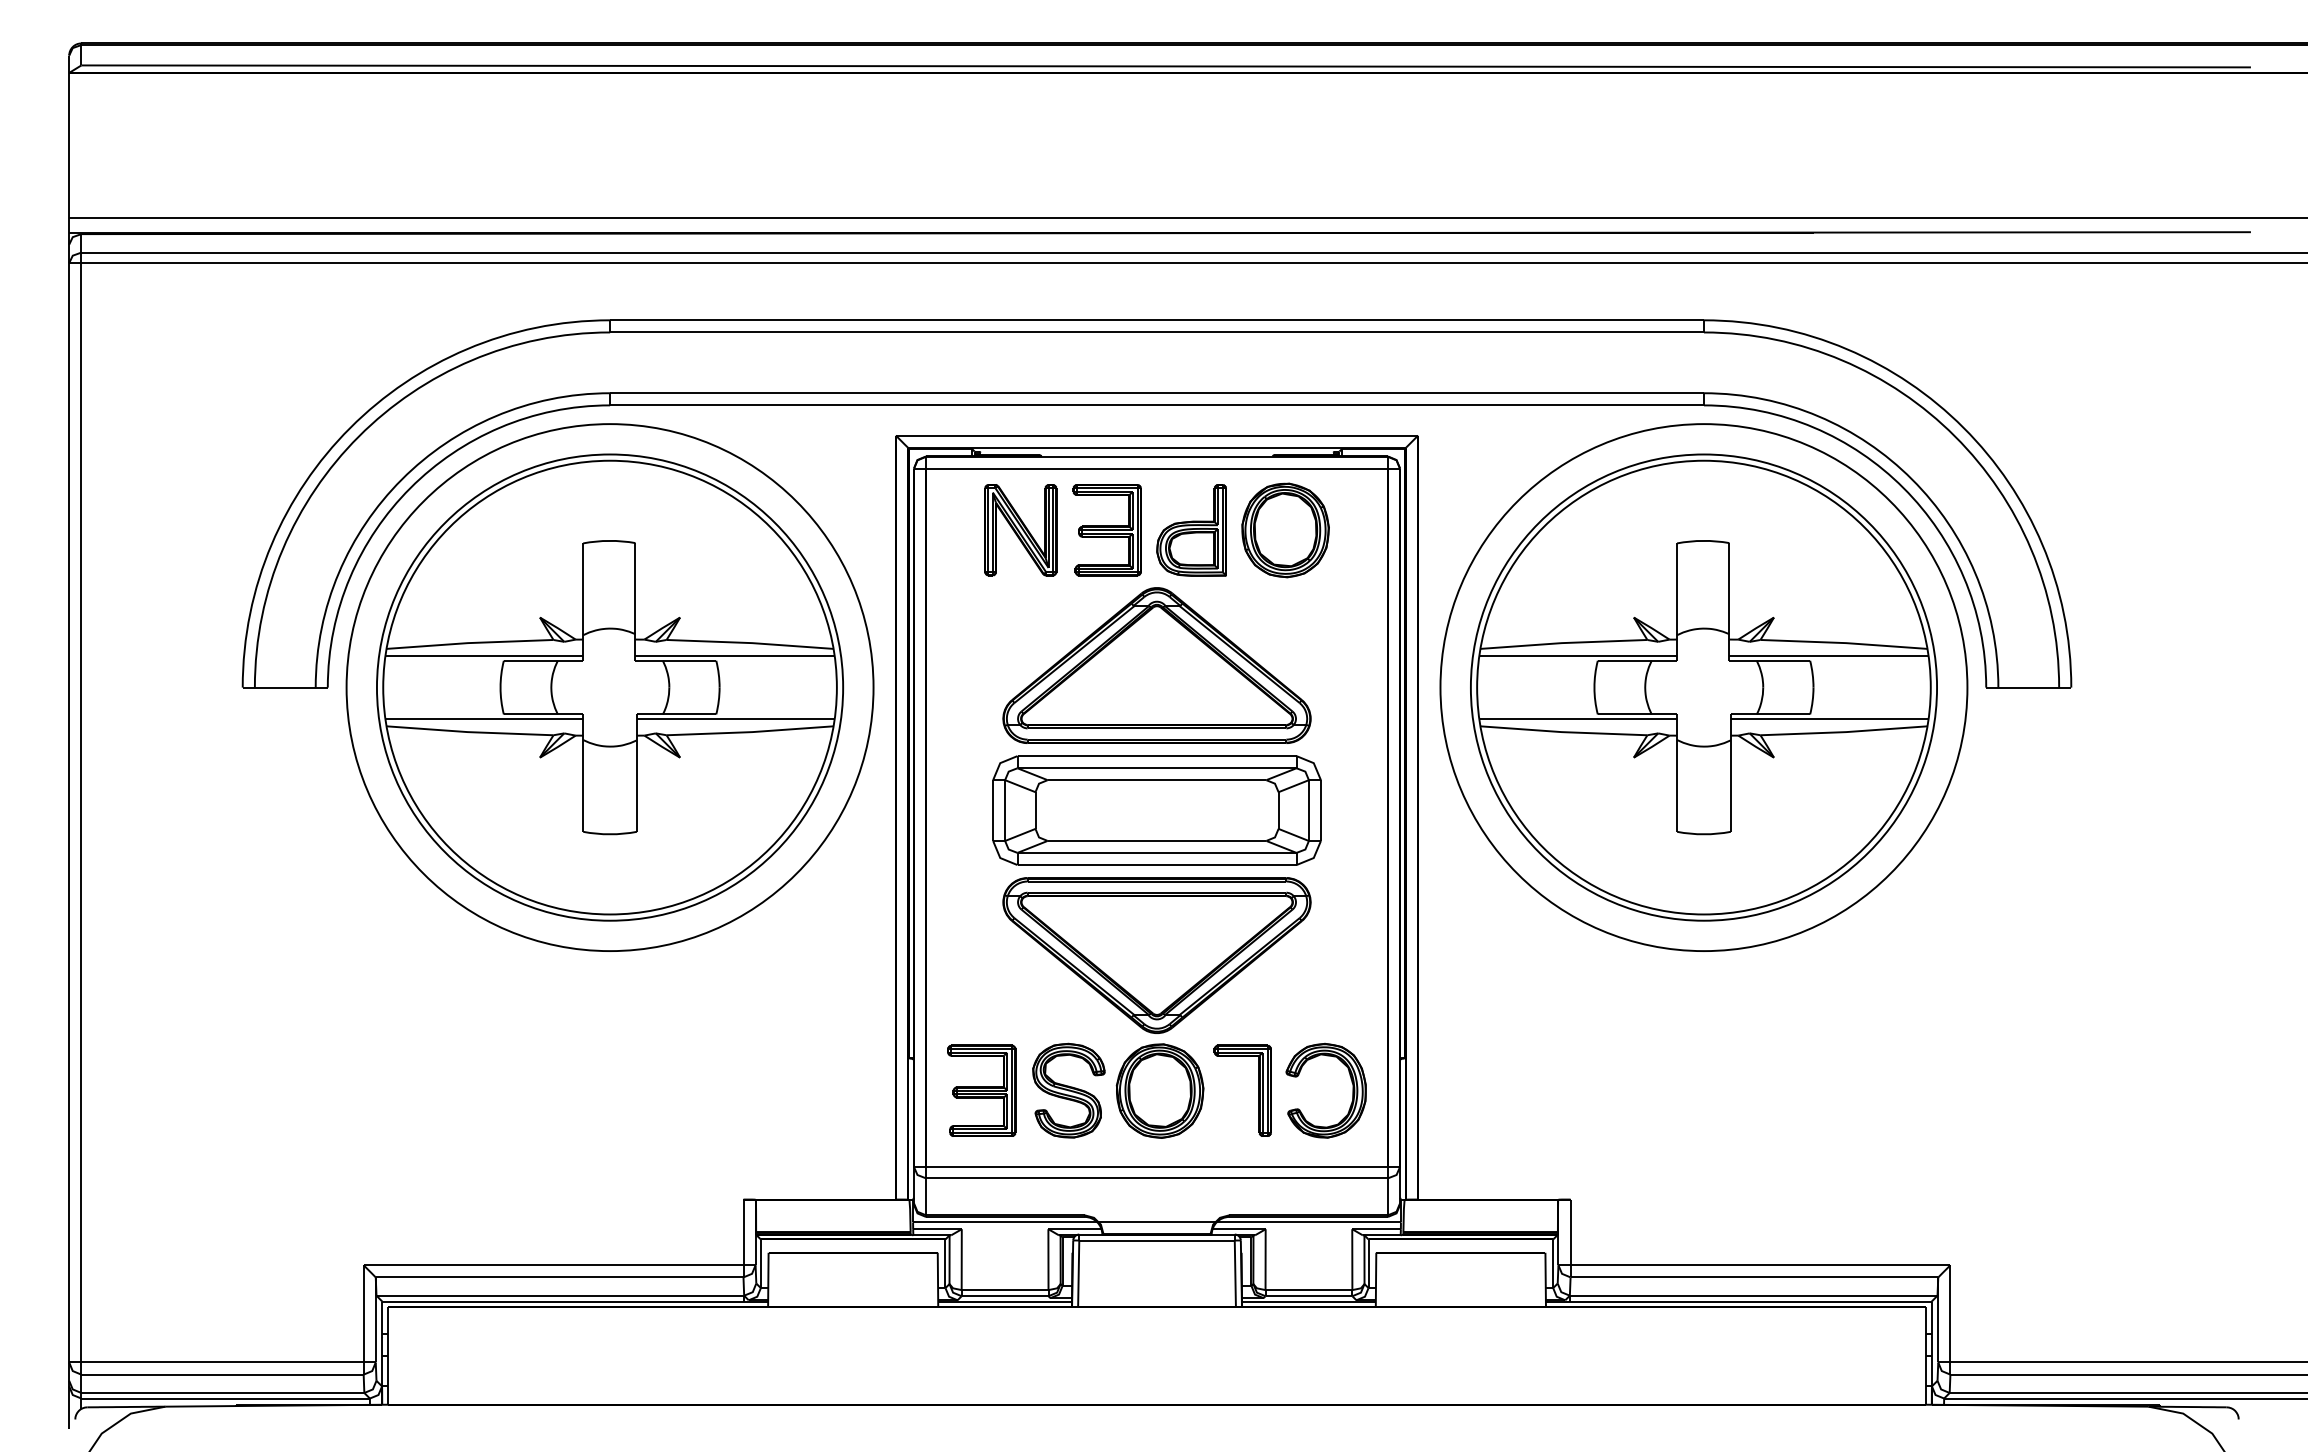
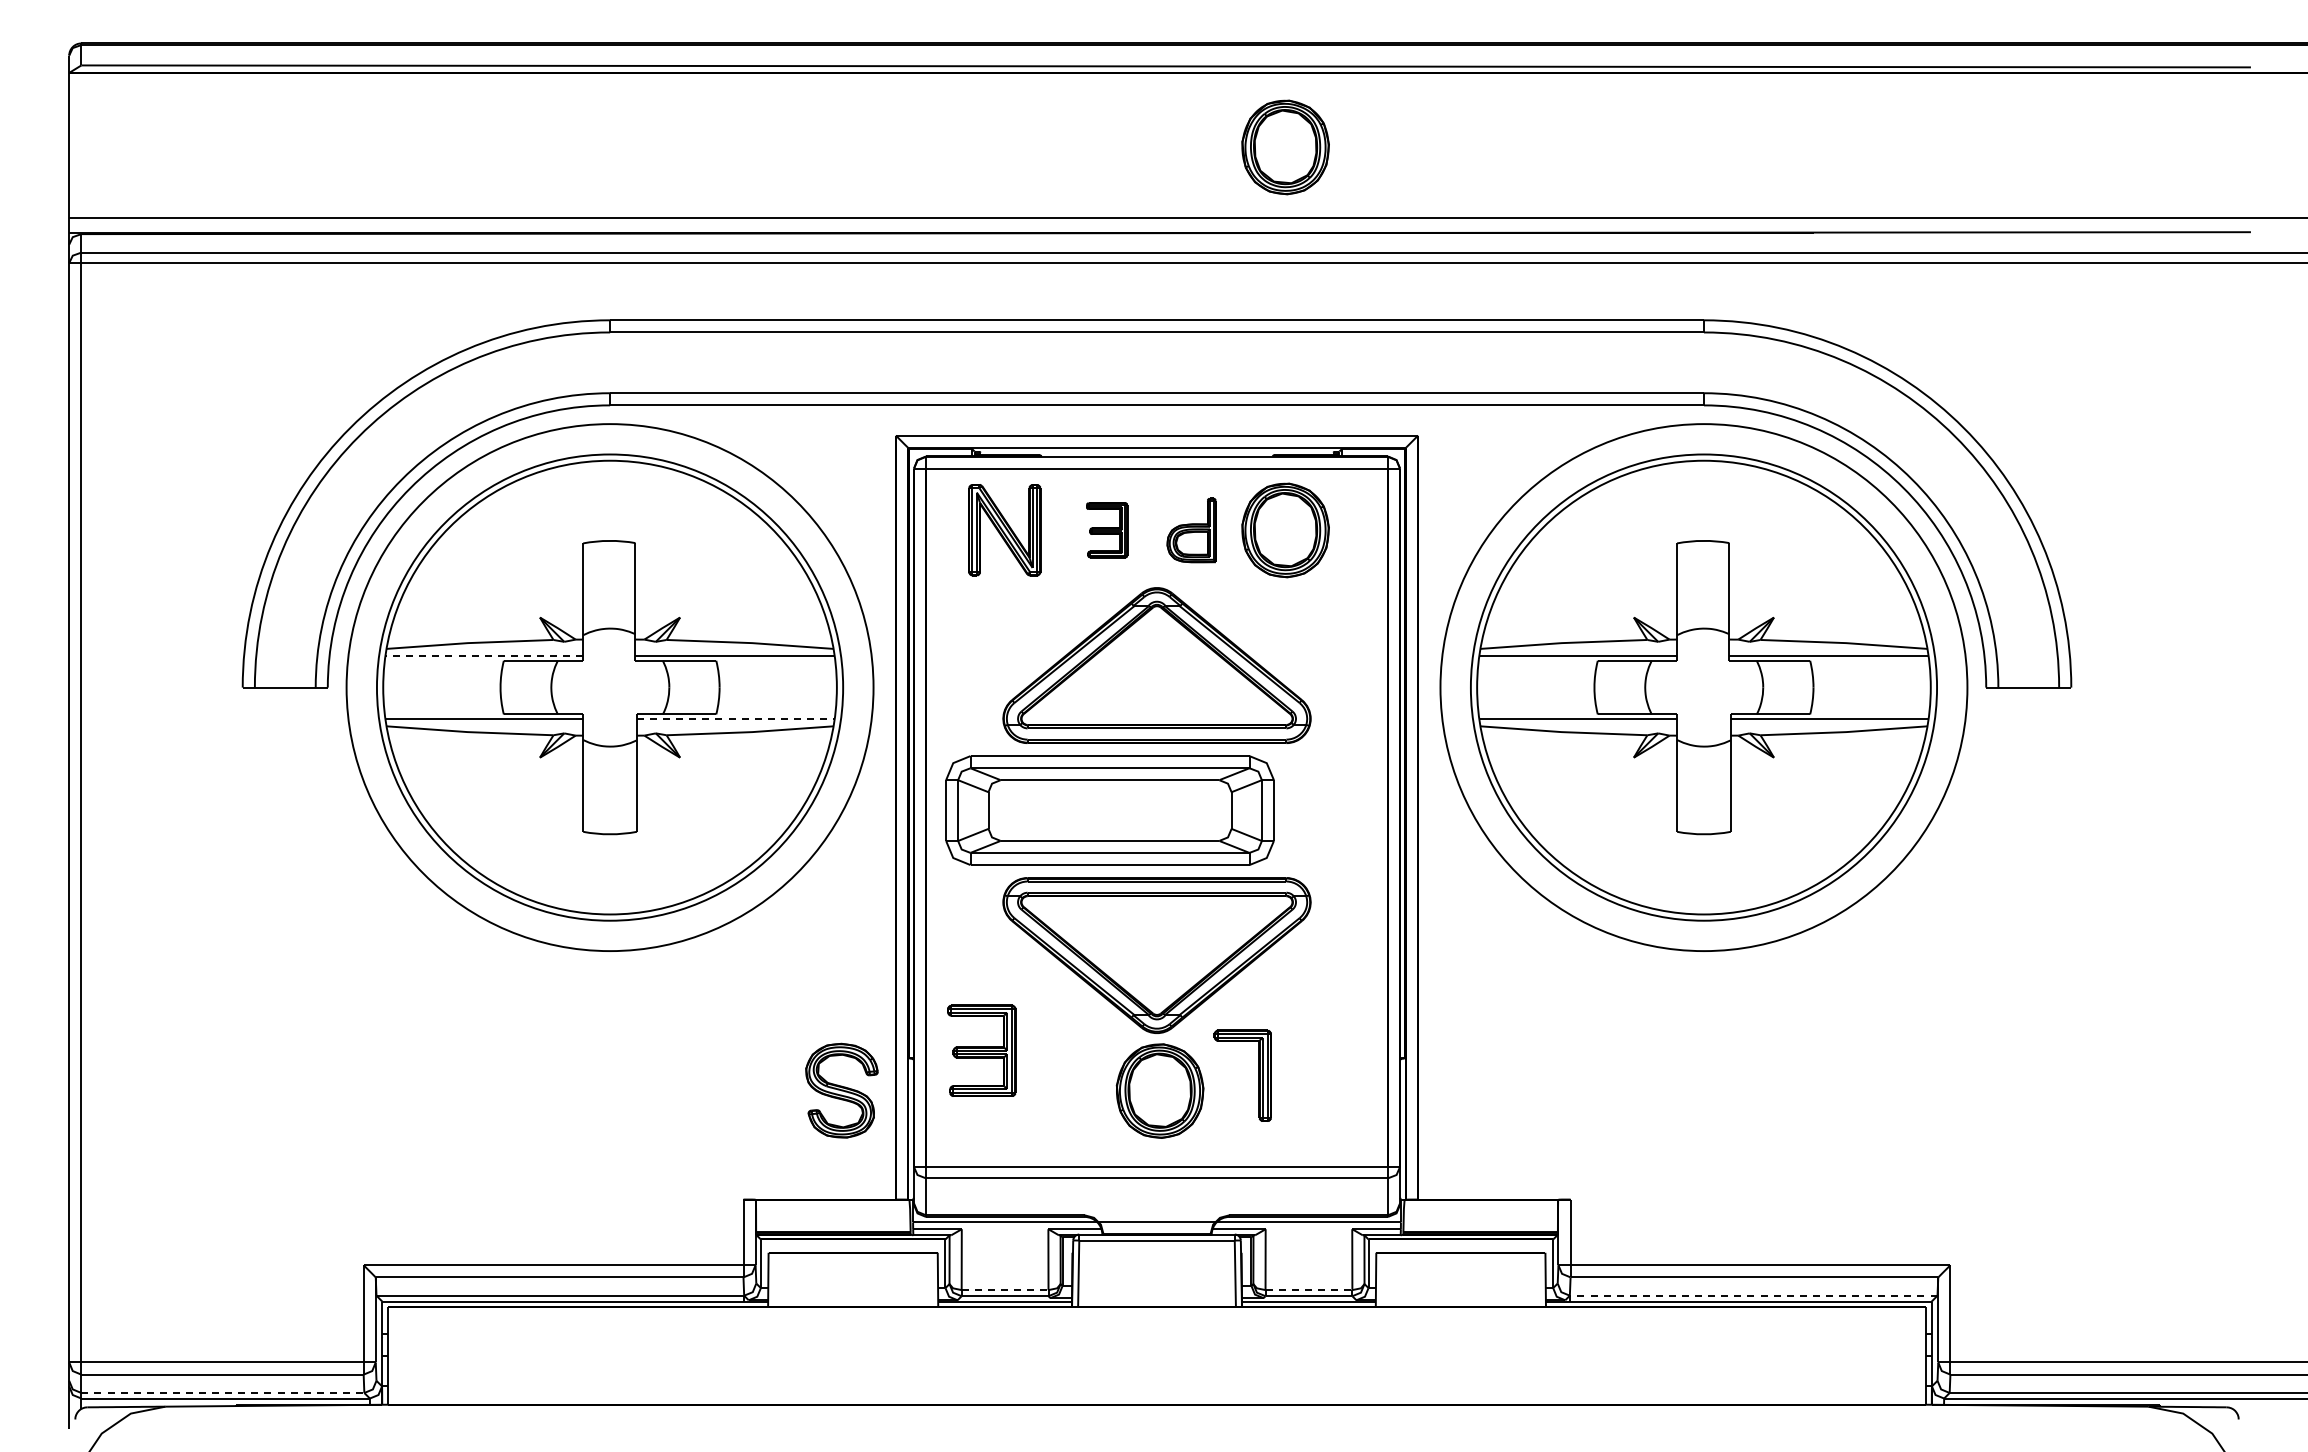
part: none -> present (1285, 147)
part position: (1020, 530) -> (1004, 530) (1004, 530)
part size: 70x93 px -> 43x57 px (1107, 530)
part size: 71x93 px -> 51x67 px (1191, 530)
line: solid -> dashed (484, 656)
line: solid -> dashed (735, 719)
part position: (1156, 810) -> (1109, 810) (1109, 810)
part position: (981, 1090) -> (981, 1050) (981, 1050)
part position: (1068, 1090) -> (841, 1090) (841, 1090)
part position: (1258, 1090) -> (1258, 1075) (1258, 1075)
part: present -> none (1352, 1090)
line: solid -> dashed (1005, 1290)
line: solid -> dashed (1309, 1290)
line: solid -> dashed (1753, 1295)
line: solid -> dashed (223, 1392)
